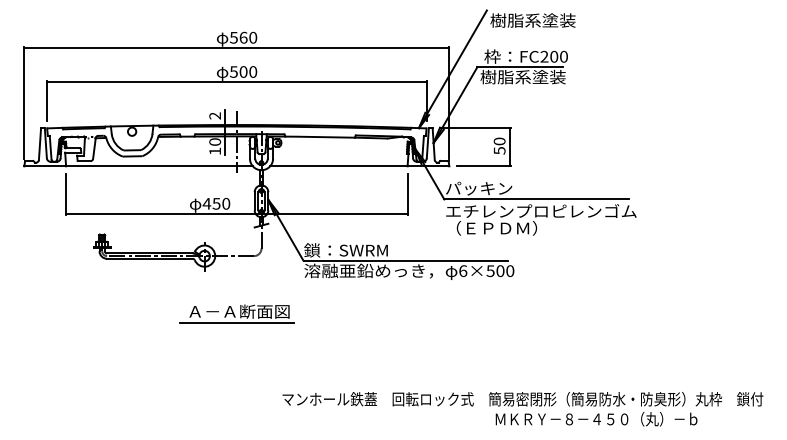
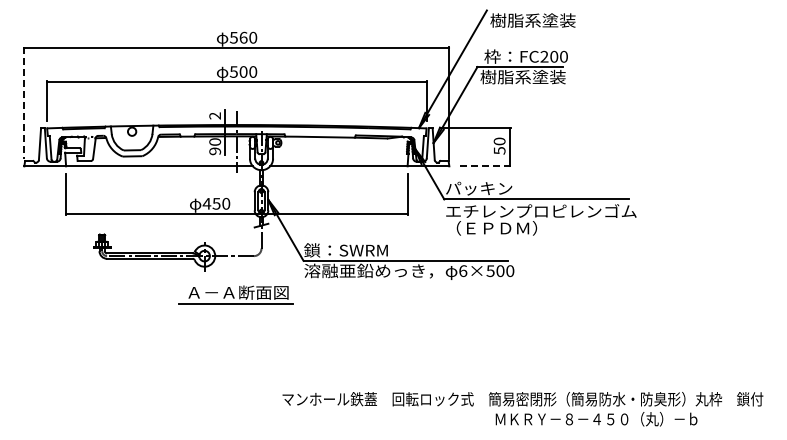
line: solid -> dashed (24, 102)
text: 10 -> 90 (215, 151)
line: solid -> dashed (483, 166)
part position: (236, 313) -> (235, 294) (235, 294)
